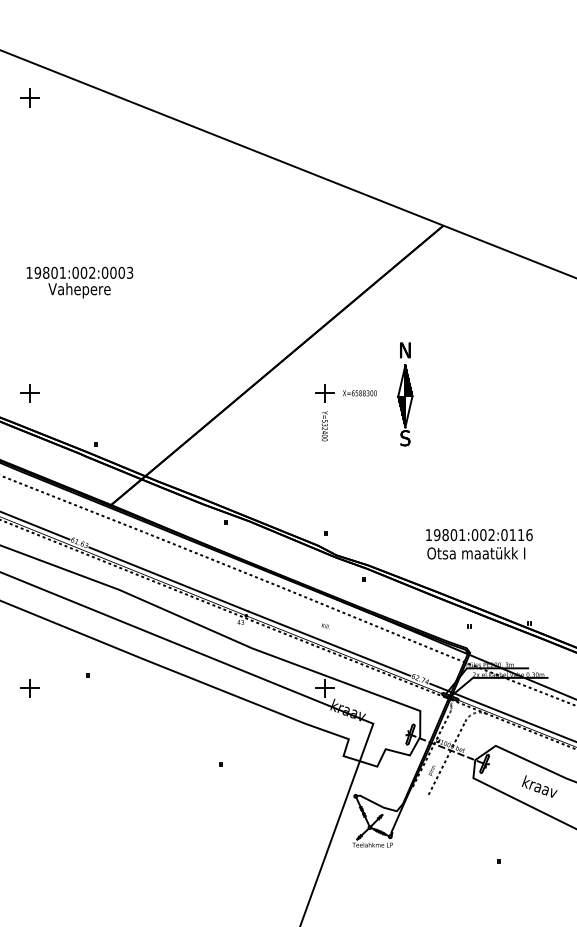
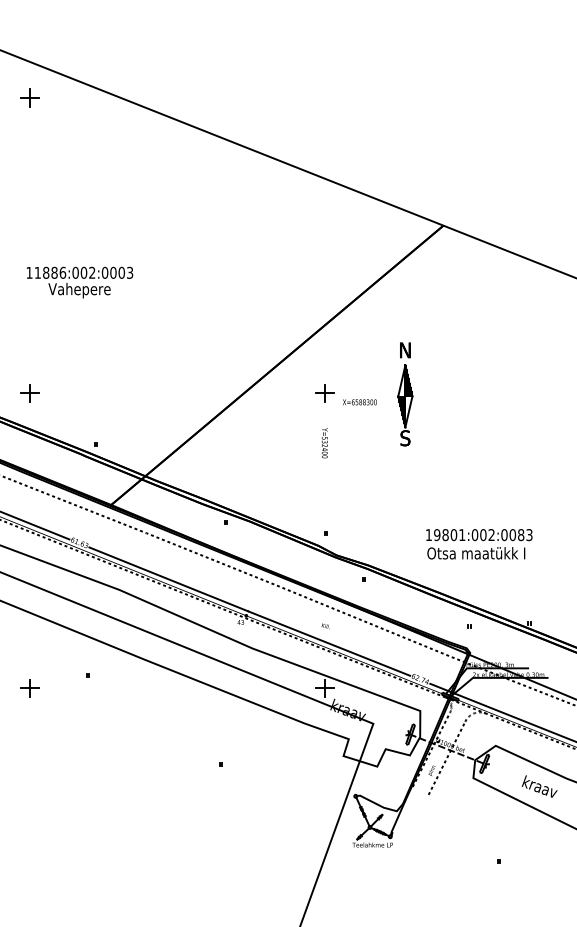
text: 19801:002:0003 -> 11886:002:0003 (50, 272)
text position: (359, 393) -> (359, 402) (359, 402)
text position: (324, 426) -> (324, 443) (324, 443)
text: 19801:002:0116 -> 19801:002:0083 (520, 535)
